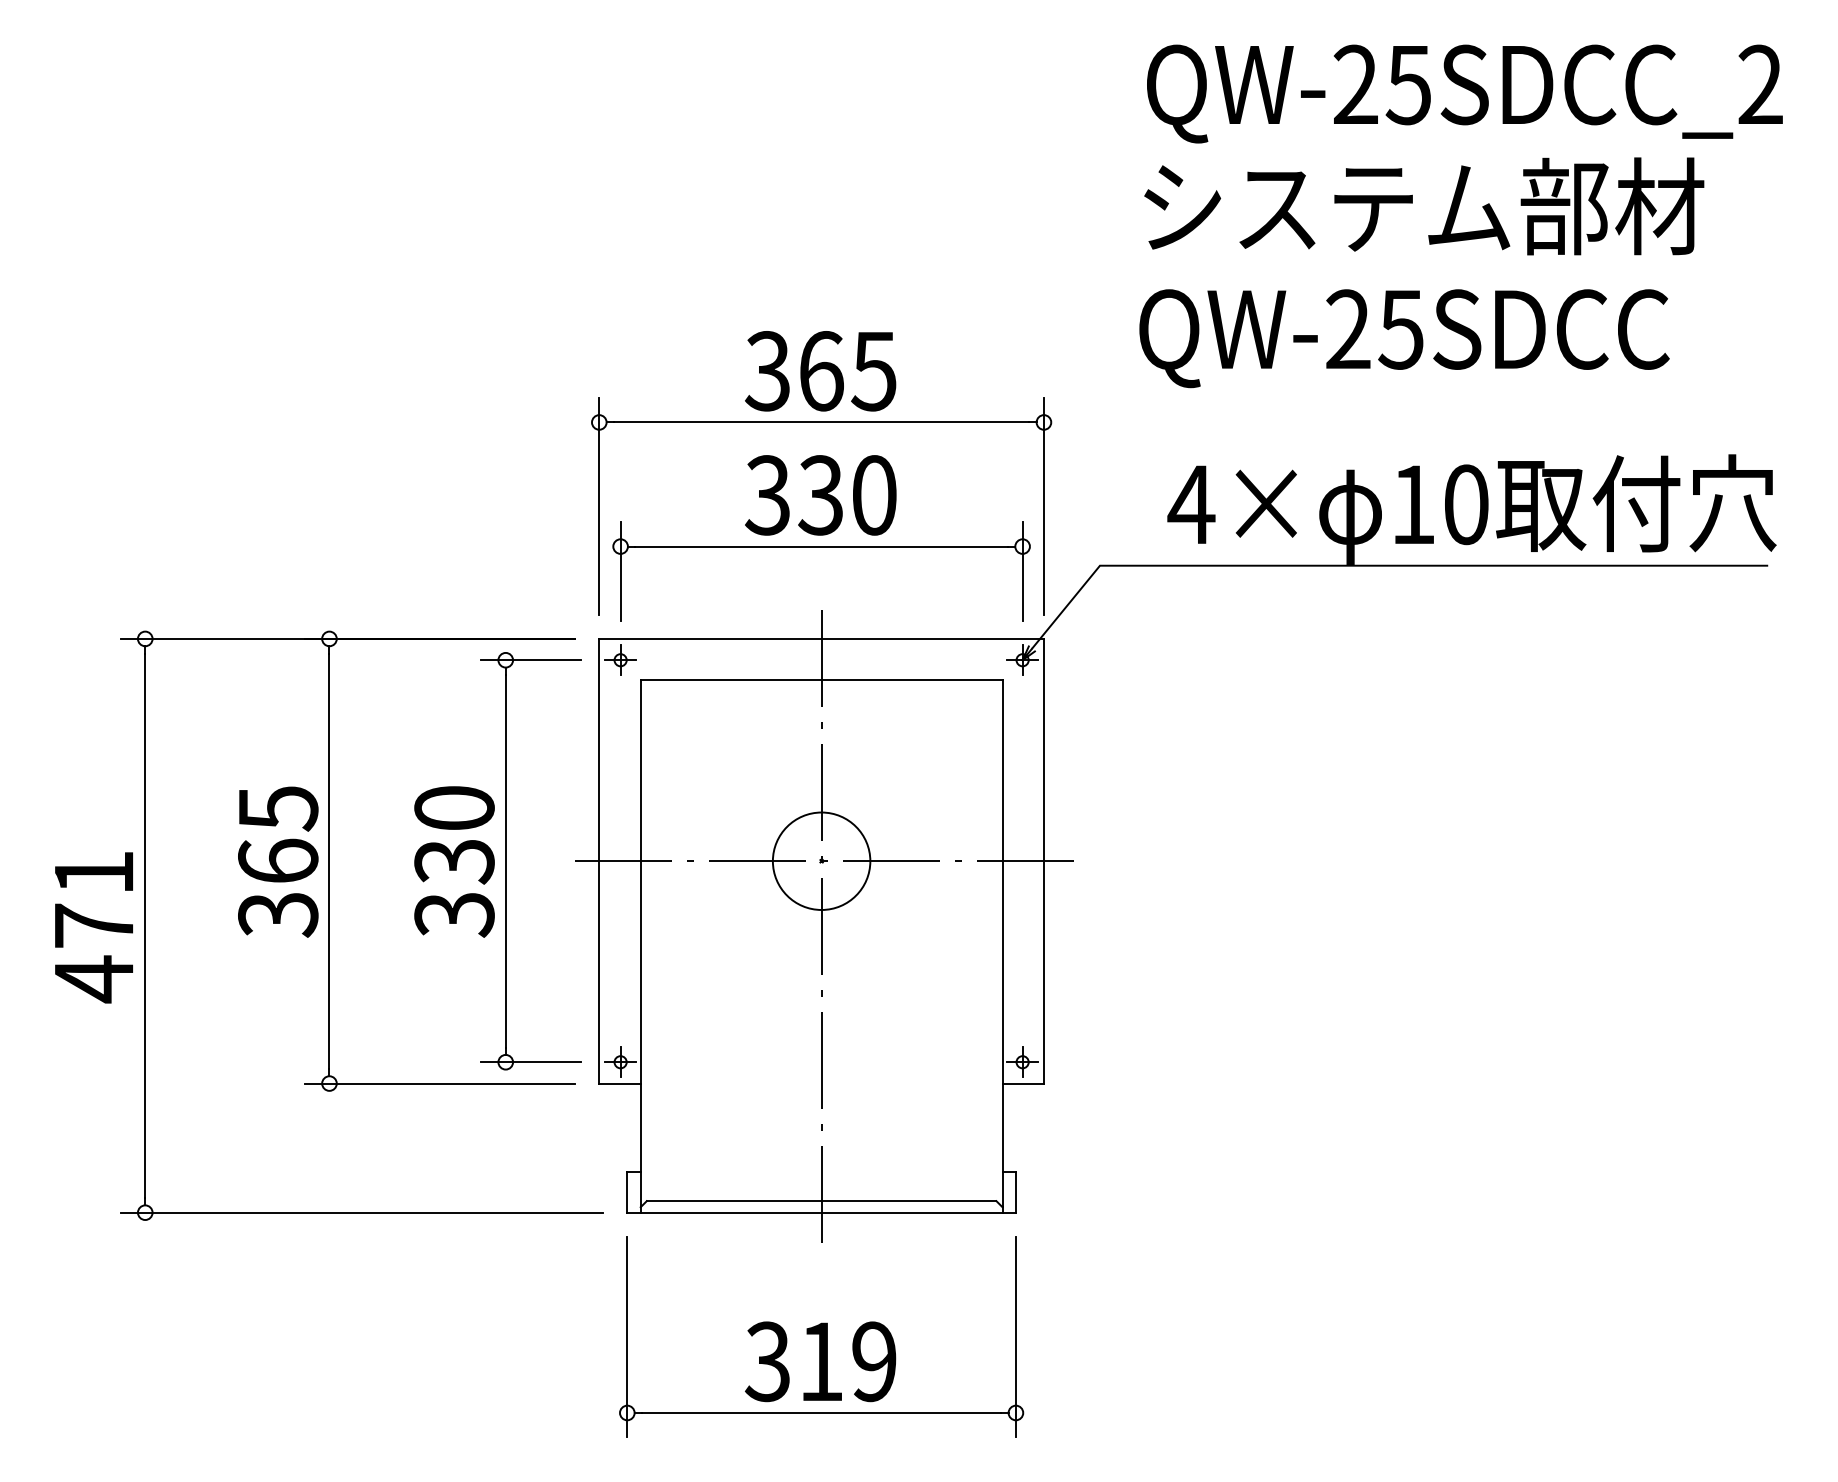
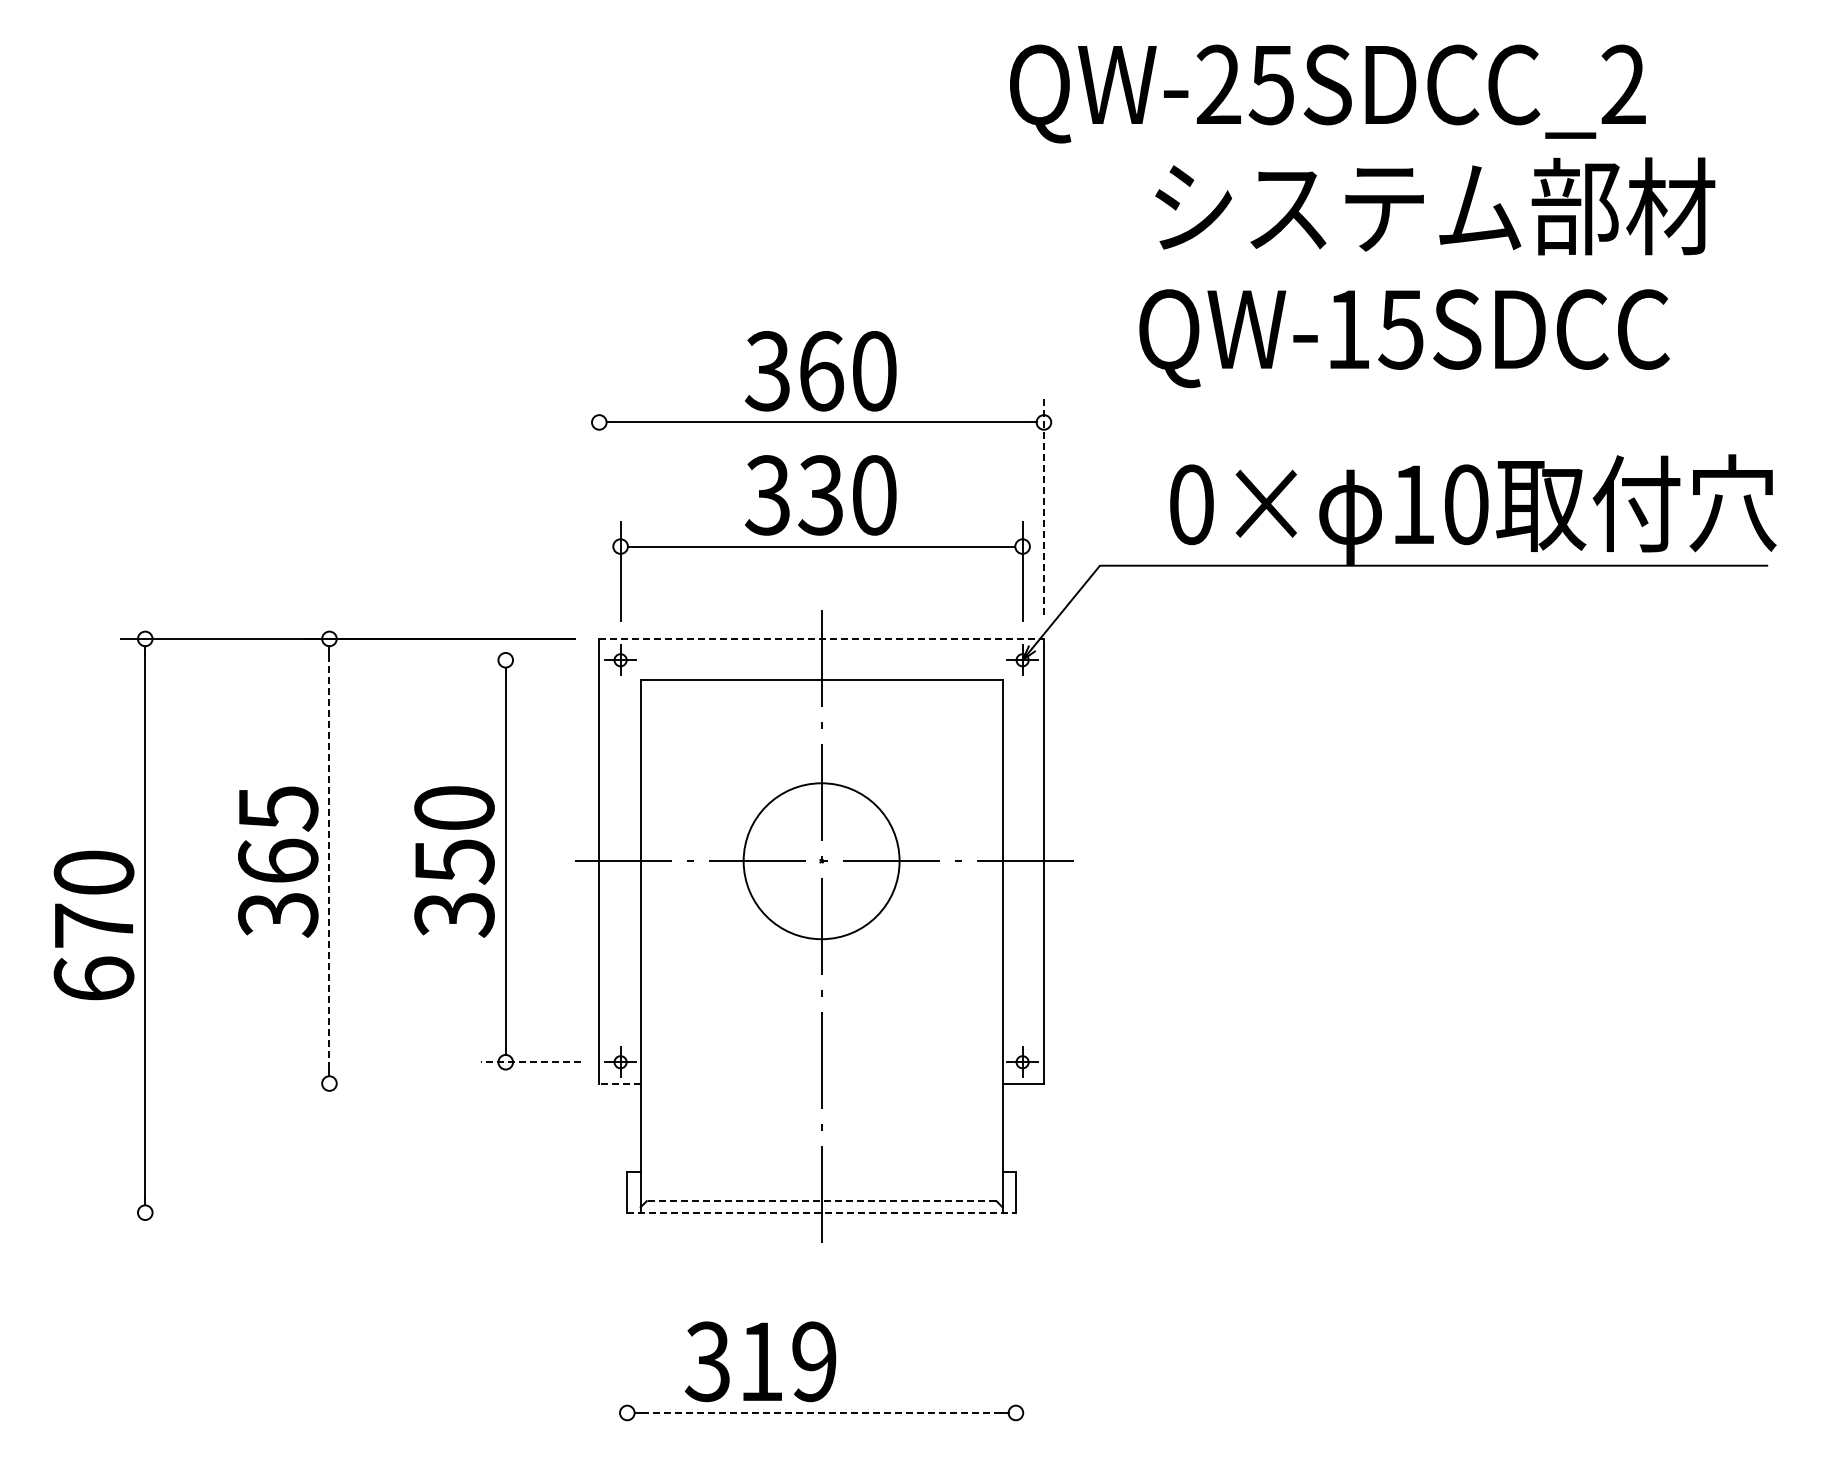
text position: (1464, 93) -> (1327, 93) (1327, 93)
text position: (1424, 206) -> (1435, 206) (1435, 206)
text: QW-25SDCC -> QW-15SDCC (1348, 328)
text: 365 -> 360 (873, 371)
text: 4× -> 0× (1191, 504)
line: solid -> dashed (1043, 505)
line: present -> none (599, 506)
line: solid -> dashed (822, 638)
line: present -> none (531, 660)
circle diameter: 97 px -> 156 px (821, 861)
line: solid -> dashed (329, 861)
text: 330 -> 350 (454, 861)
text: 471 -> 670 (93, 926)
line: solid -> dashed (531, 1062)
line: present -> none (439, 1083)
line: solid -> dashed (620, 1083)
line: solid -> dashed (821, 1201)
line: present -> none (361, 1212)
line: solid -> dashed (822, 1212)
line: present -> none (627, 1337)
line: present -> none (1015, 1337)
text position: (820, 1361) -> (760, 1361) (760, 1361)
line: solid -> dashed (821, 1412)
